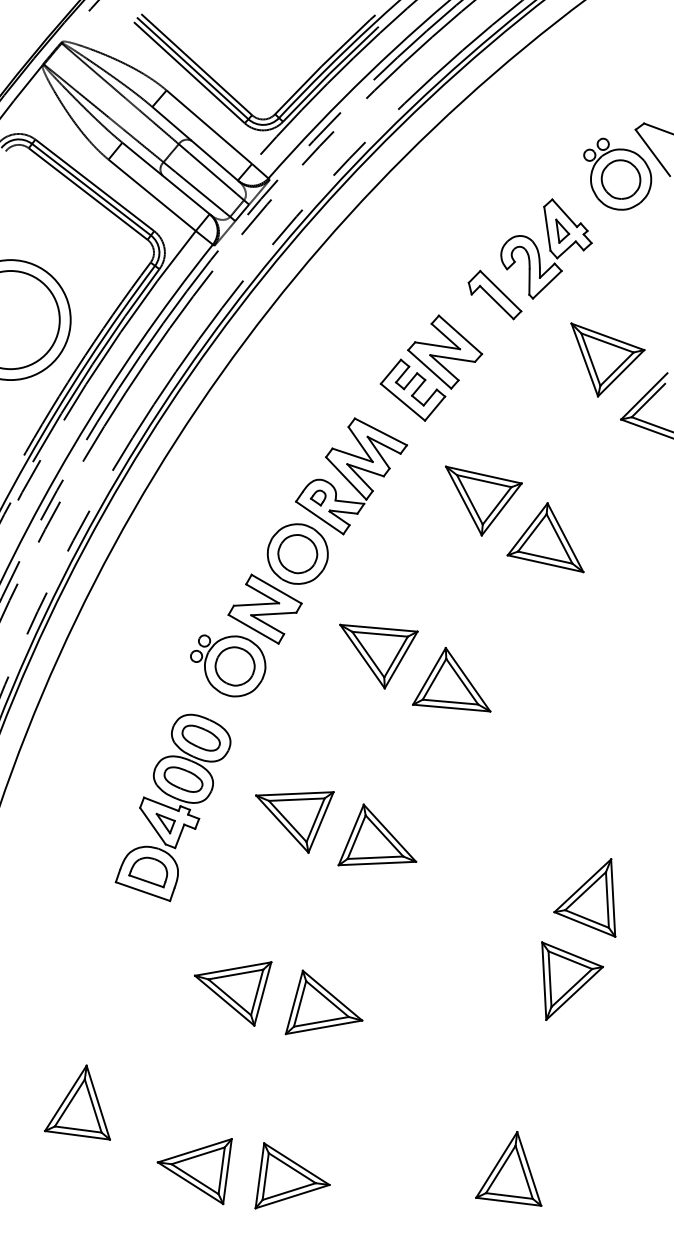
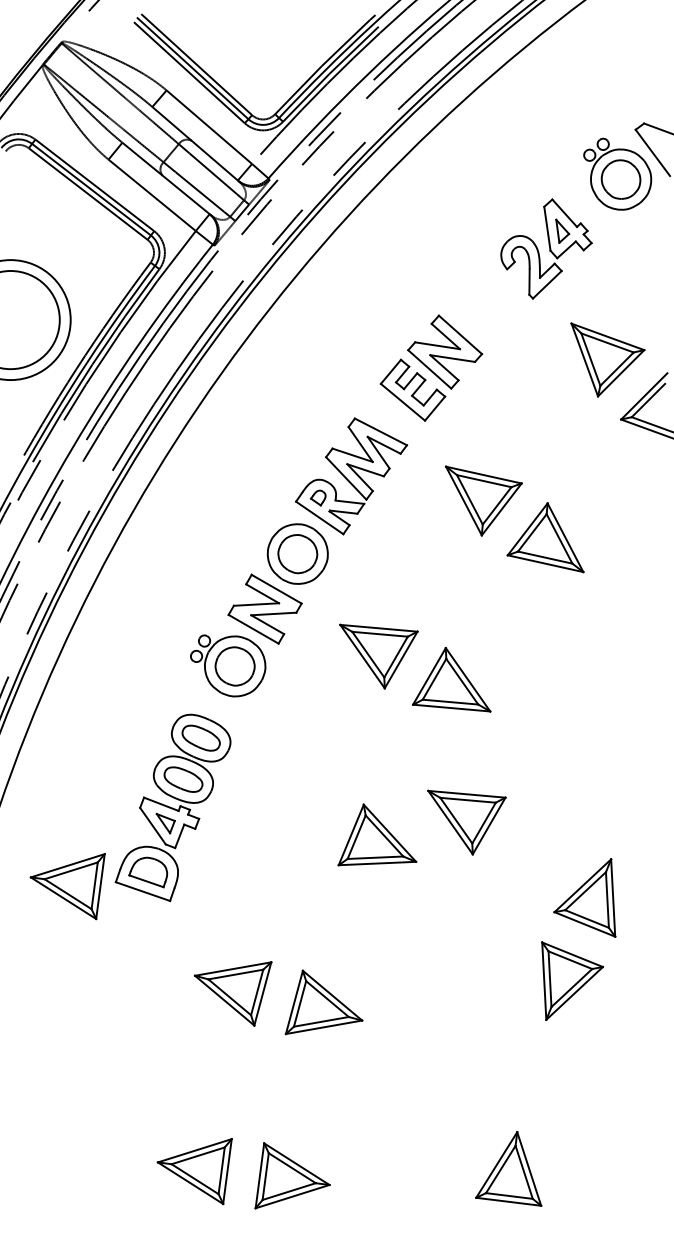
part: present -> none (494, 294)
part: present -> none (294, 822)
part: none -> present (466, 822)
part: none -> present (67, 886)
part: present -> none (77, 1102)
